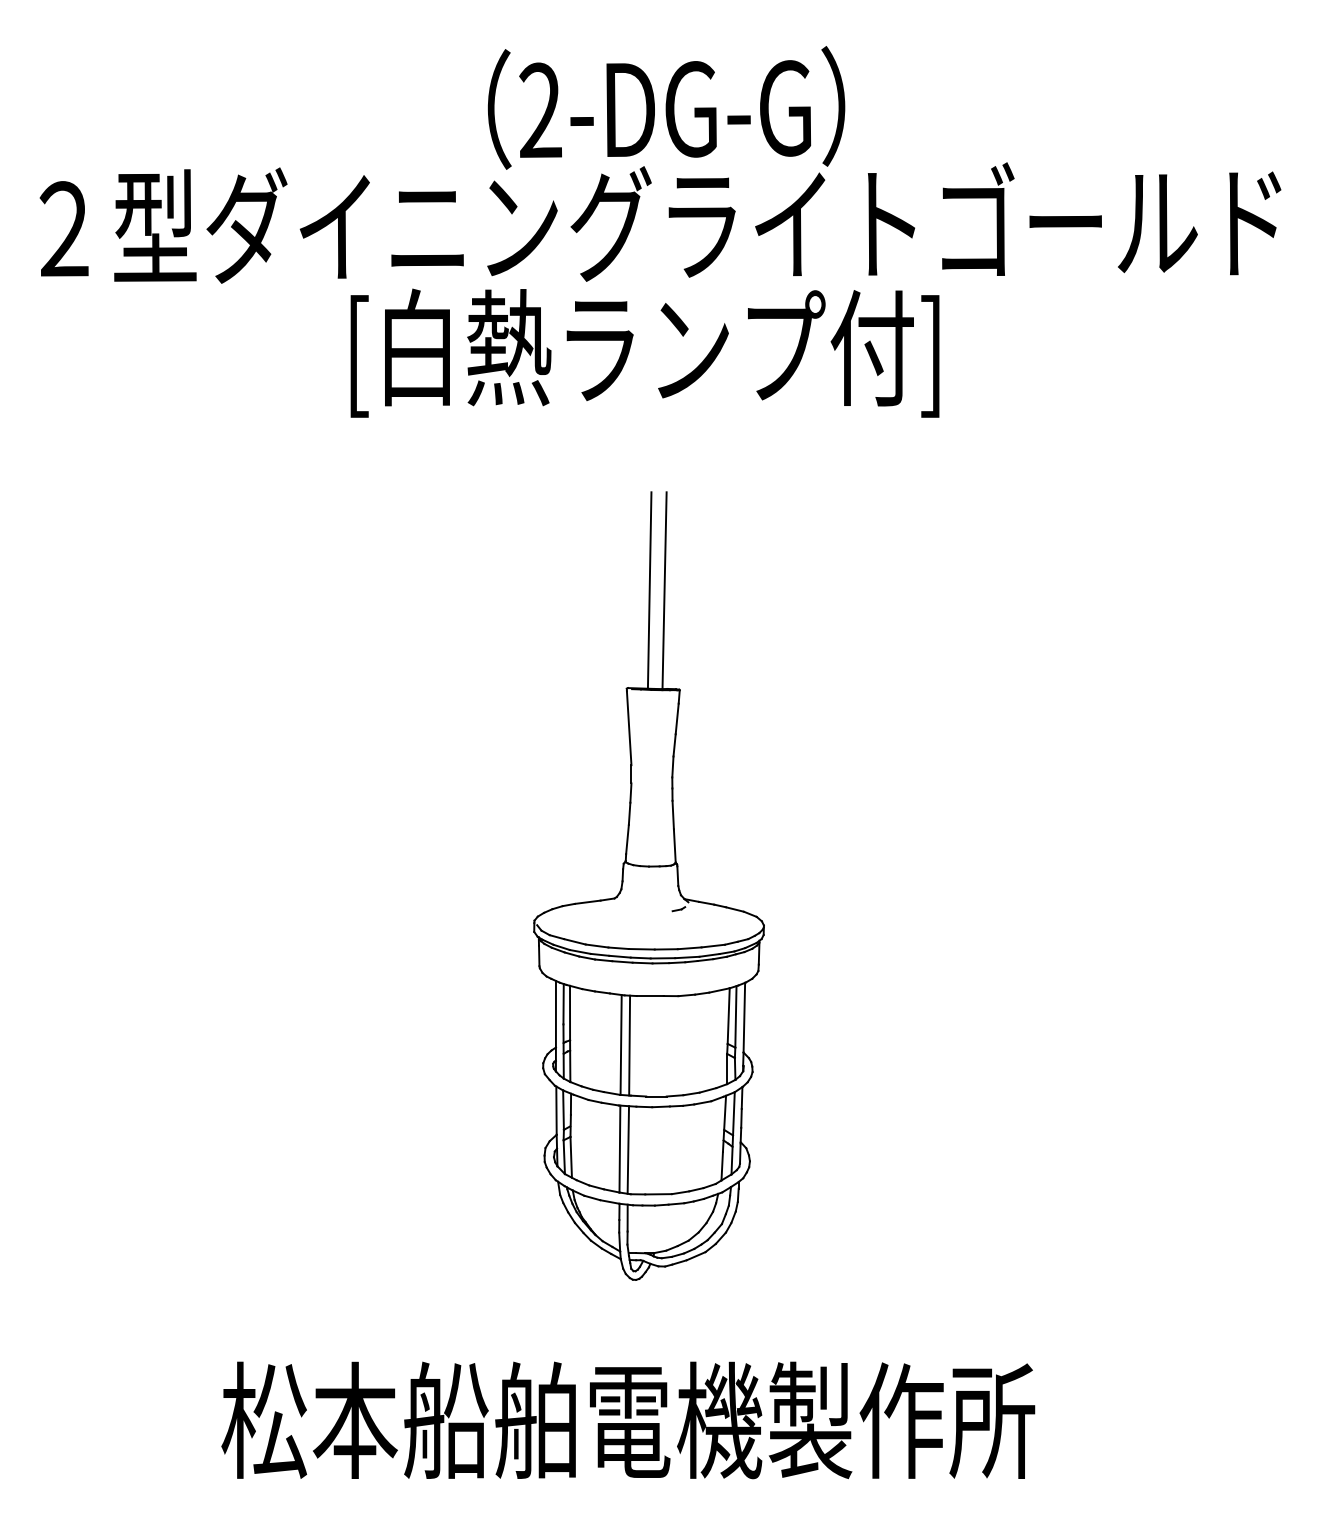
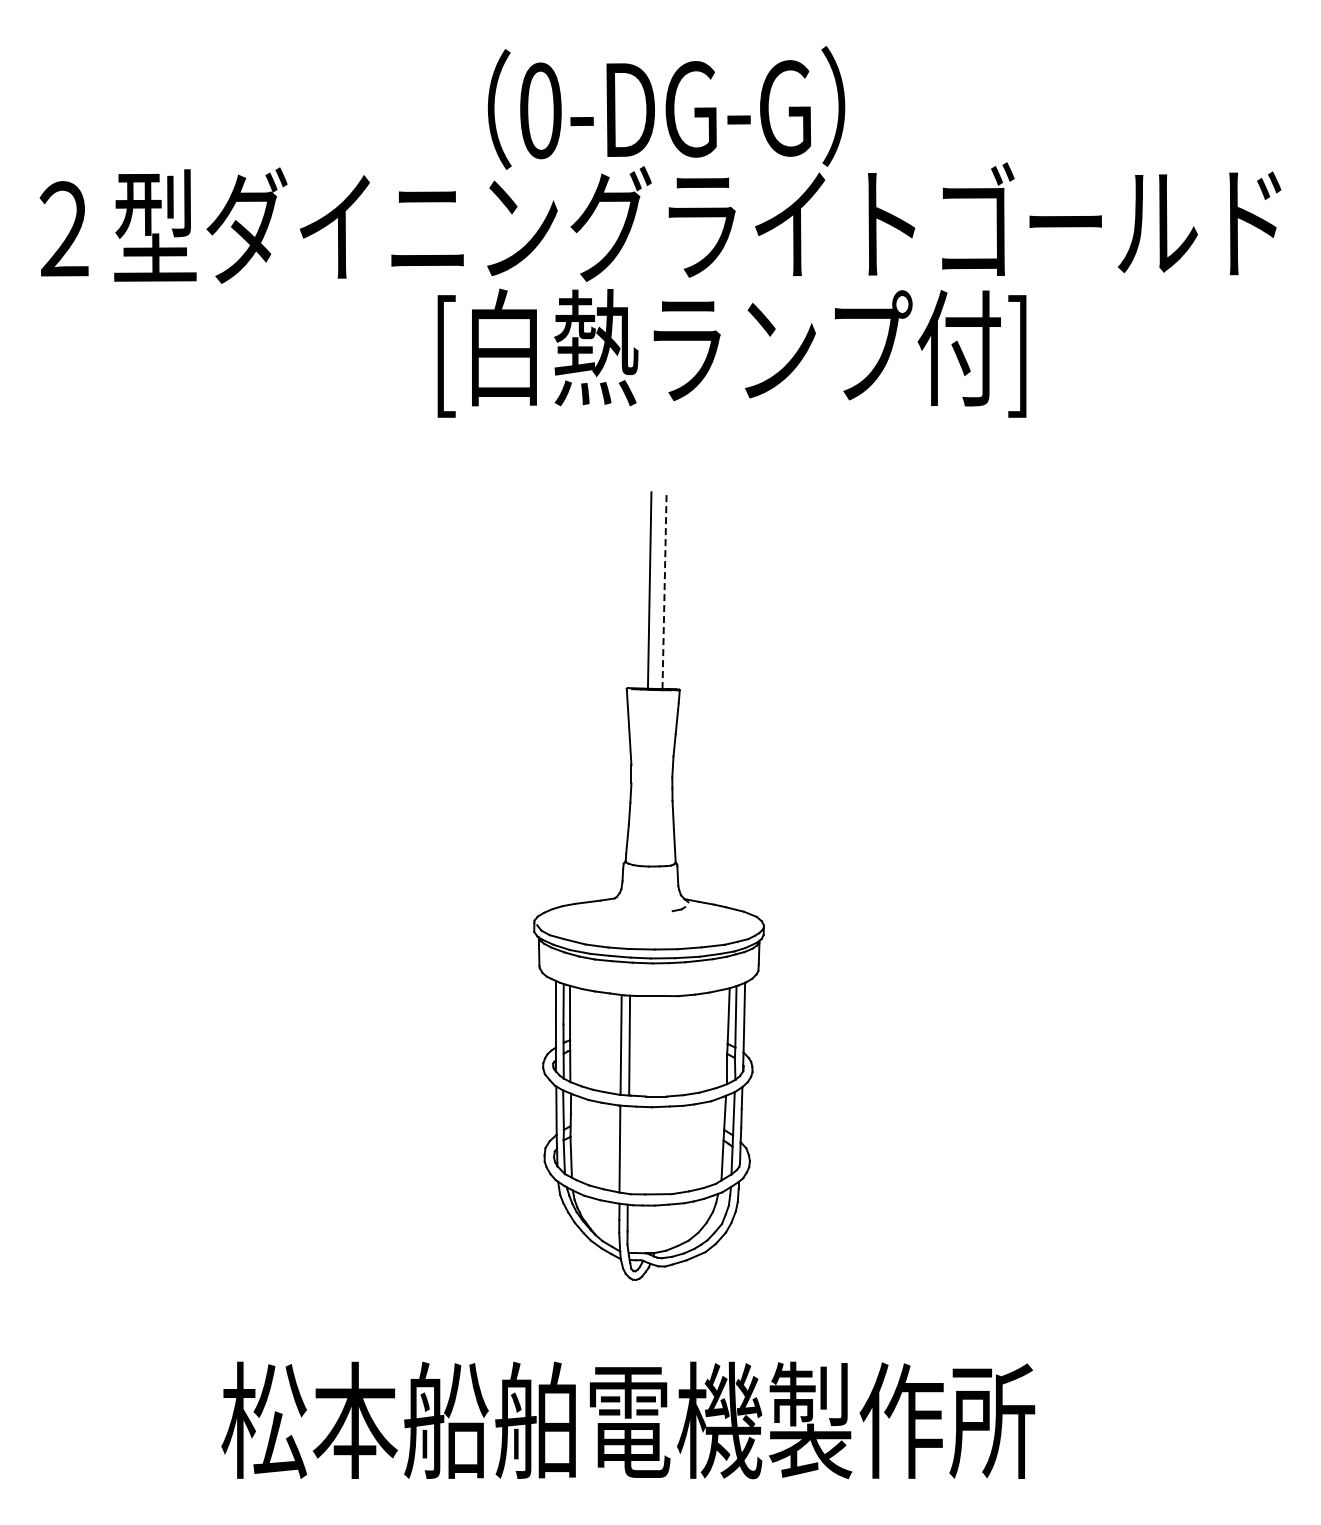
text: 2-DG-G -> 0-DG-G (540, 110)
text position: (644, 352) -> (731, 352) (731, 352)
line: solid -> dashed (664, 590)
line: present -> none (628, 1149)
